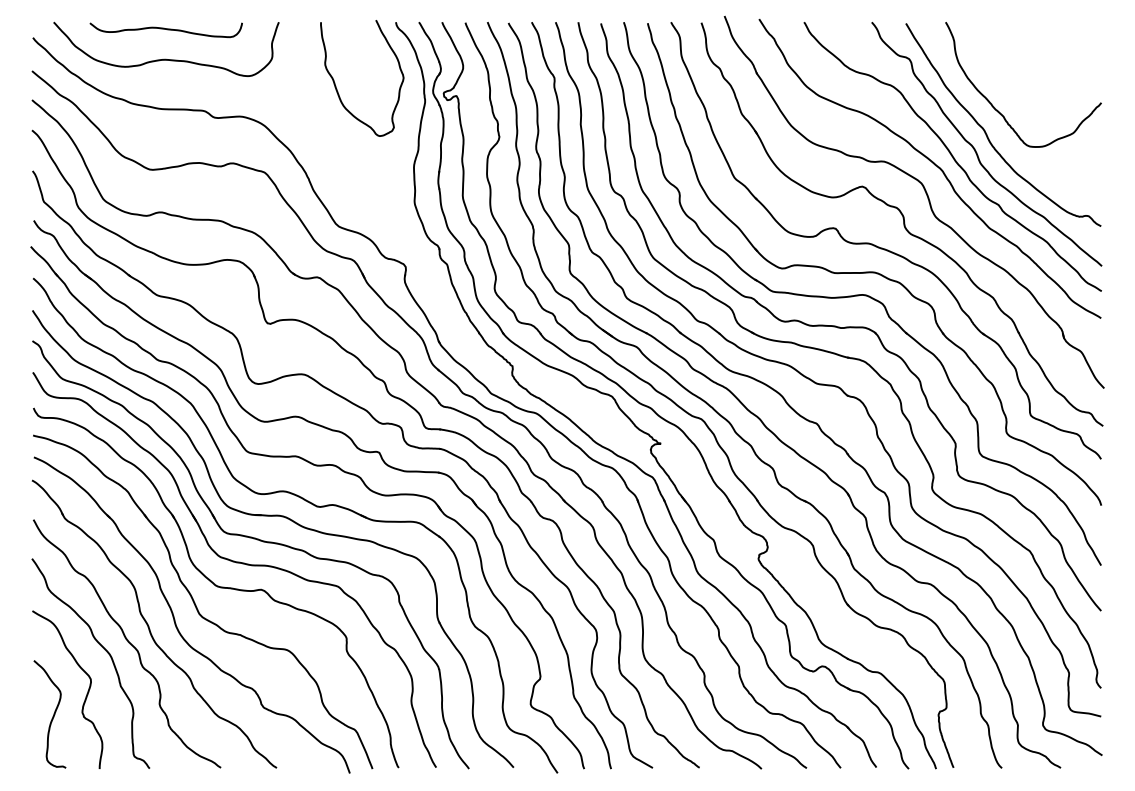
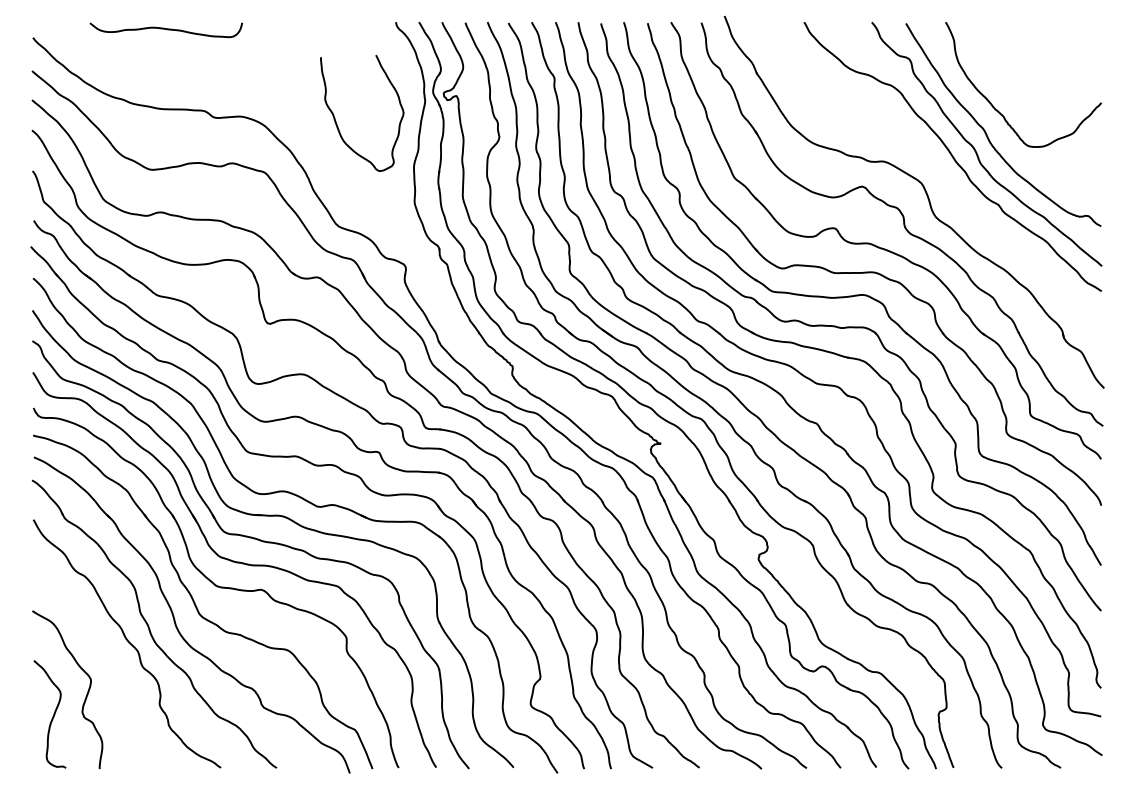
curve: present -> none (165, 58)
curve position: (336, 86) -> (336, 121) (336, 121)
curve: present -> none (933, 164)
curve: present -> none (105, 651)
